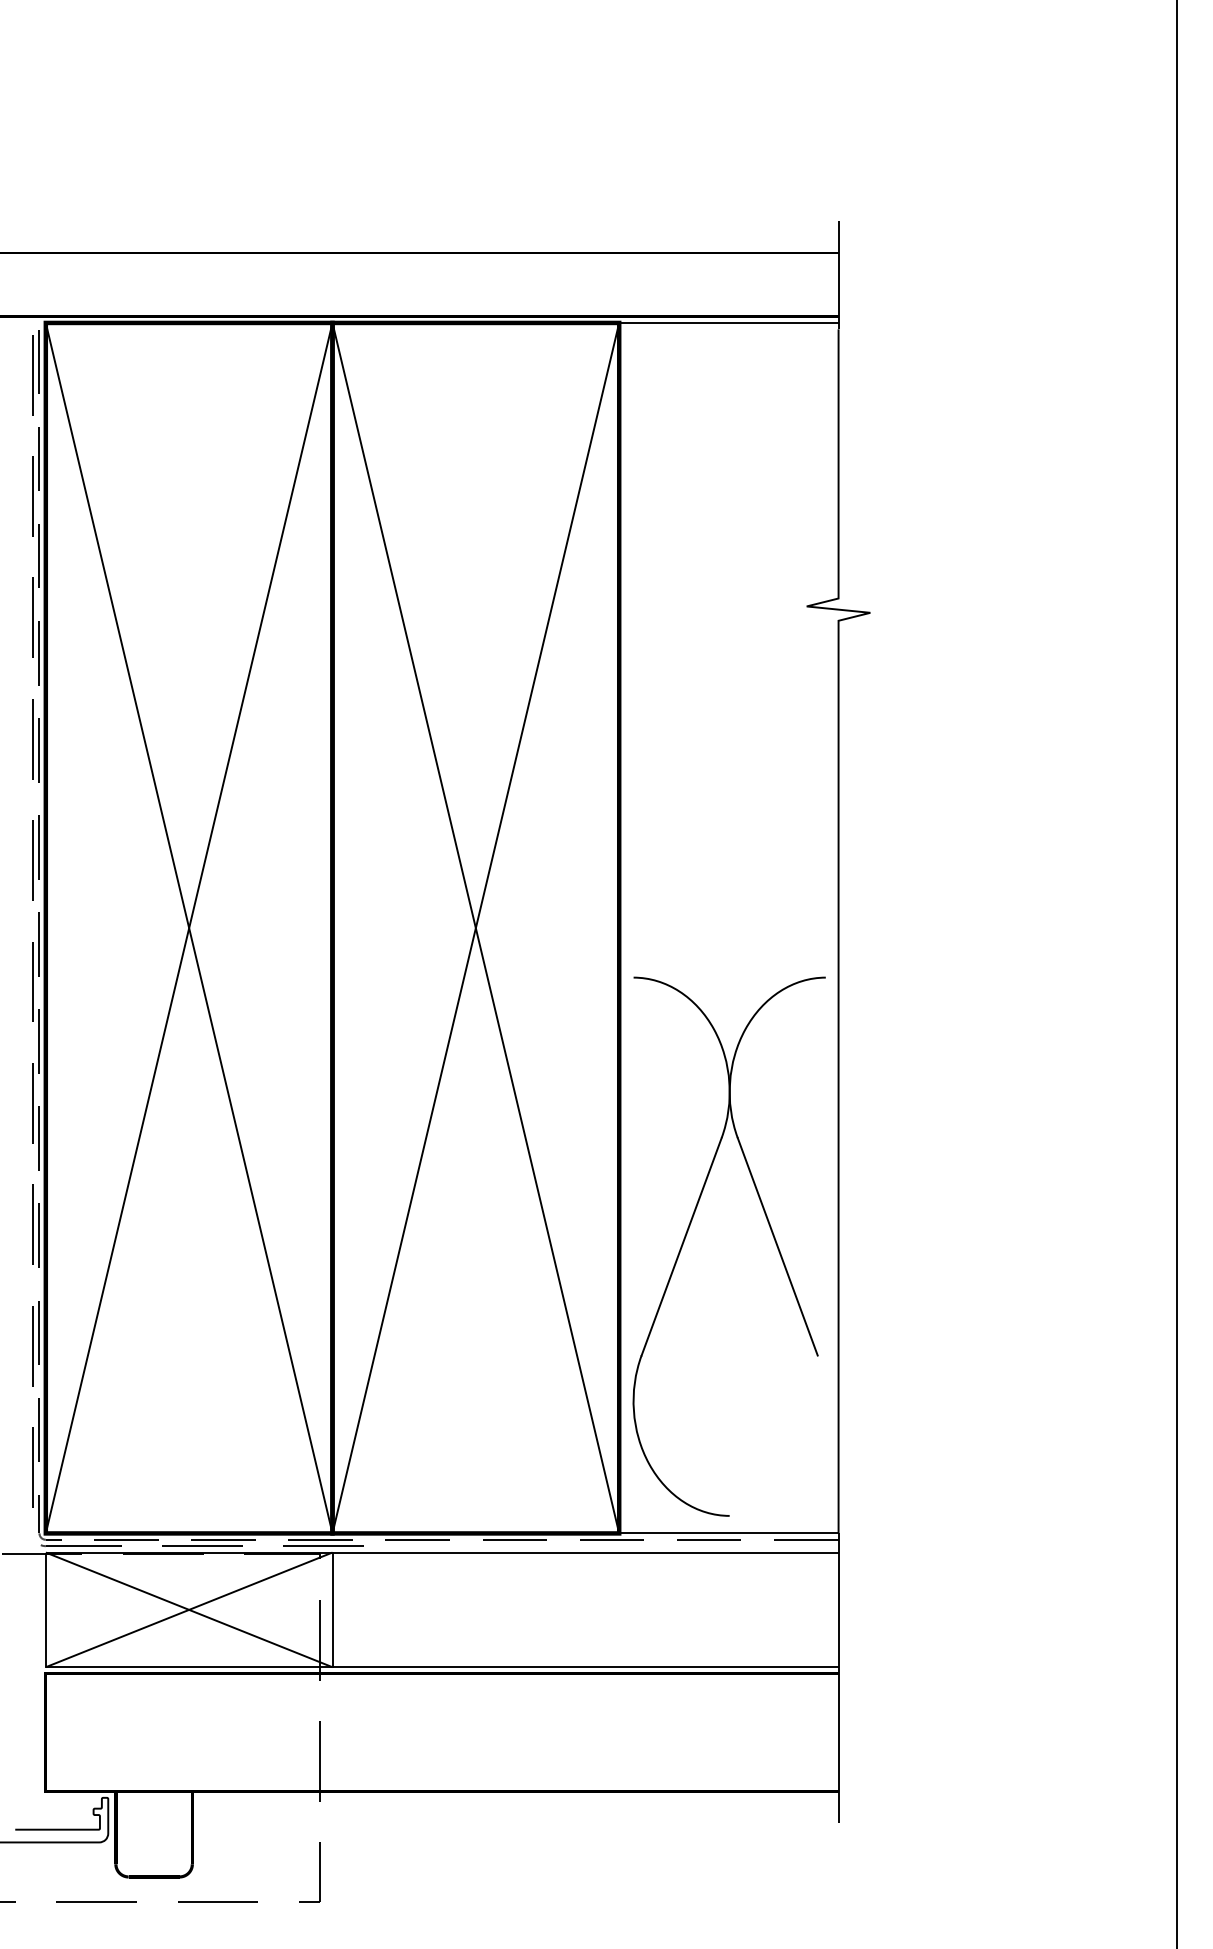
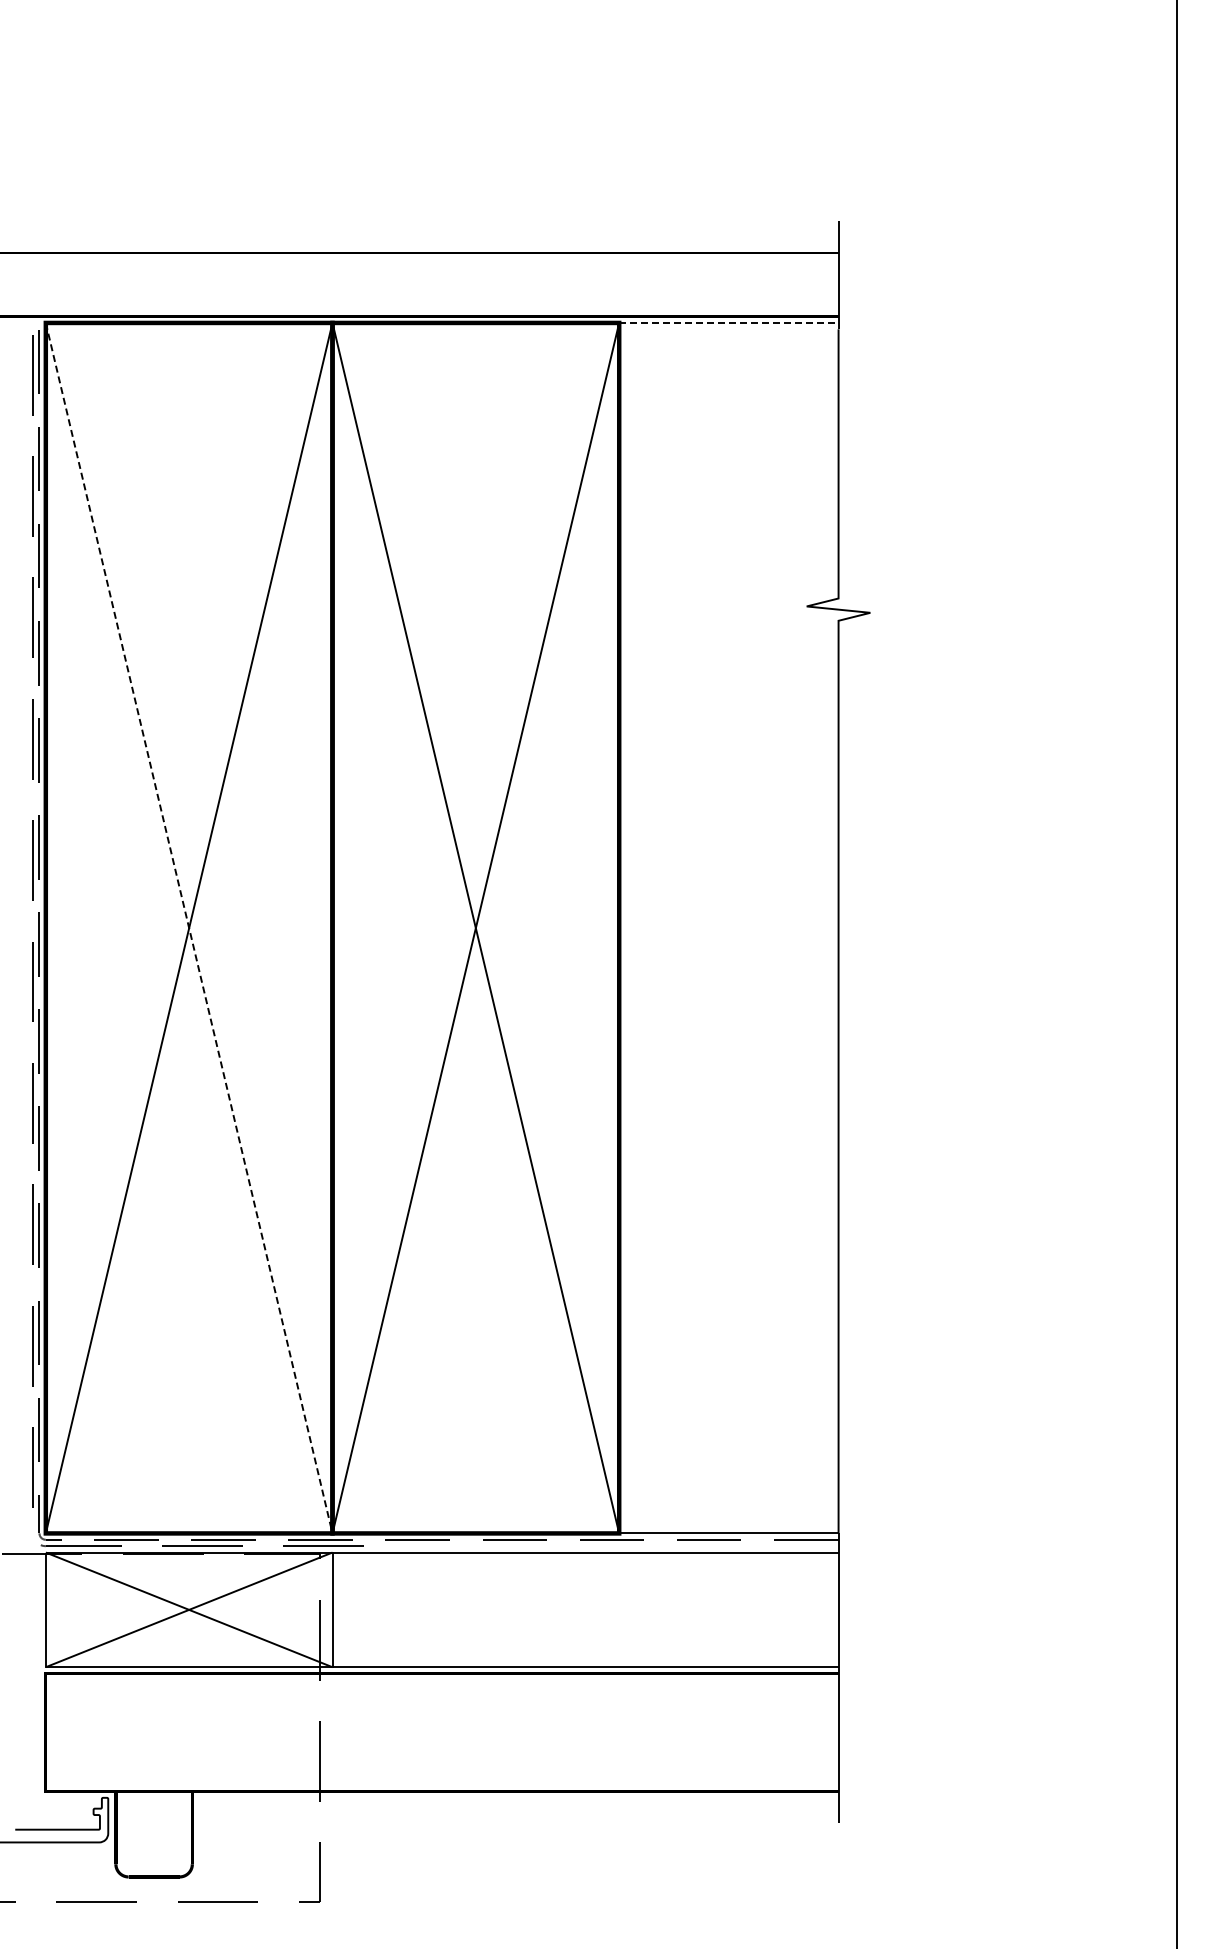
line: solid -> dashed (728, 322)
line: solid -> dashed (189, 928)
part: present -> none (688, 1231)
